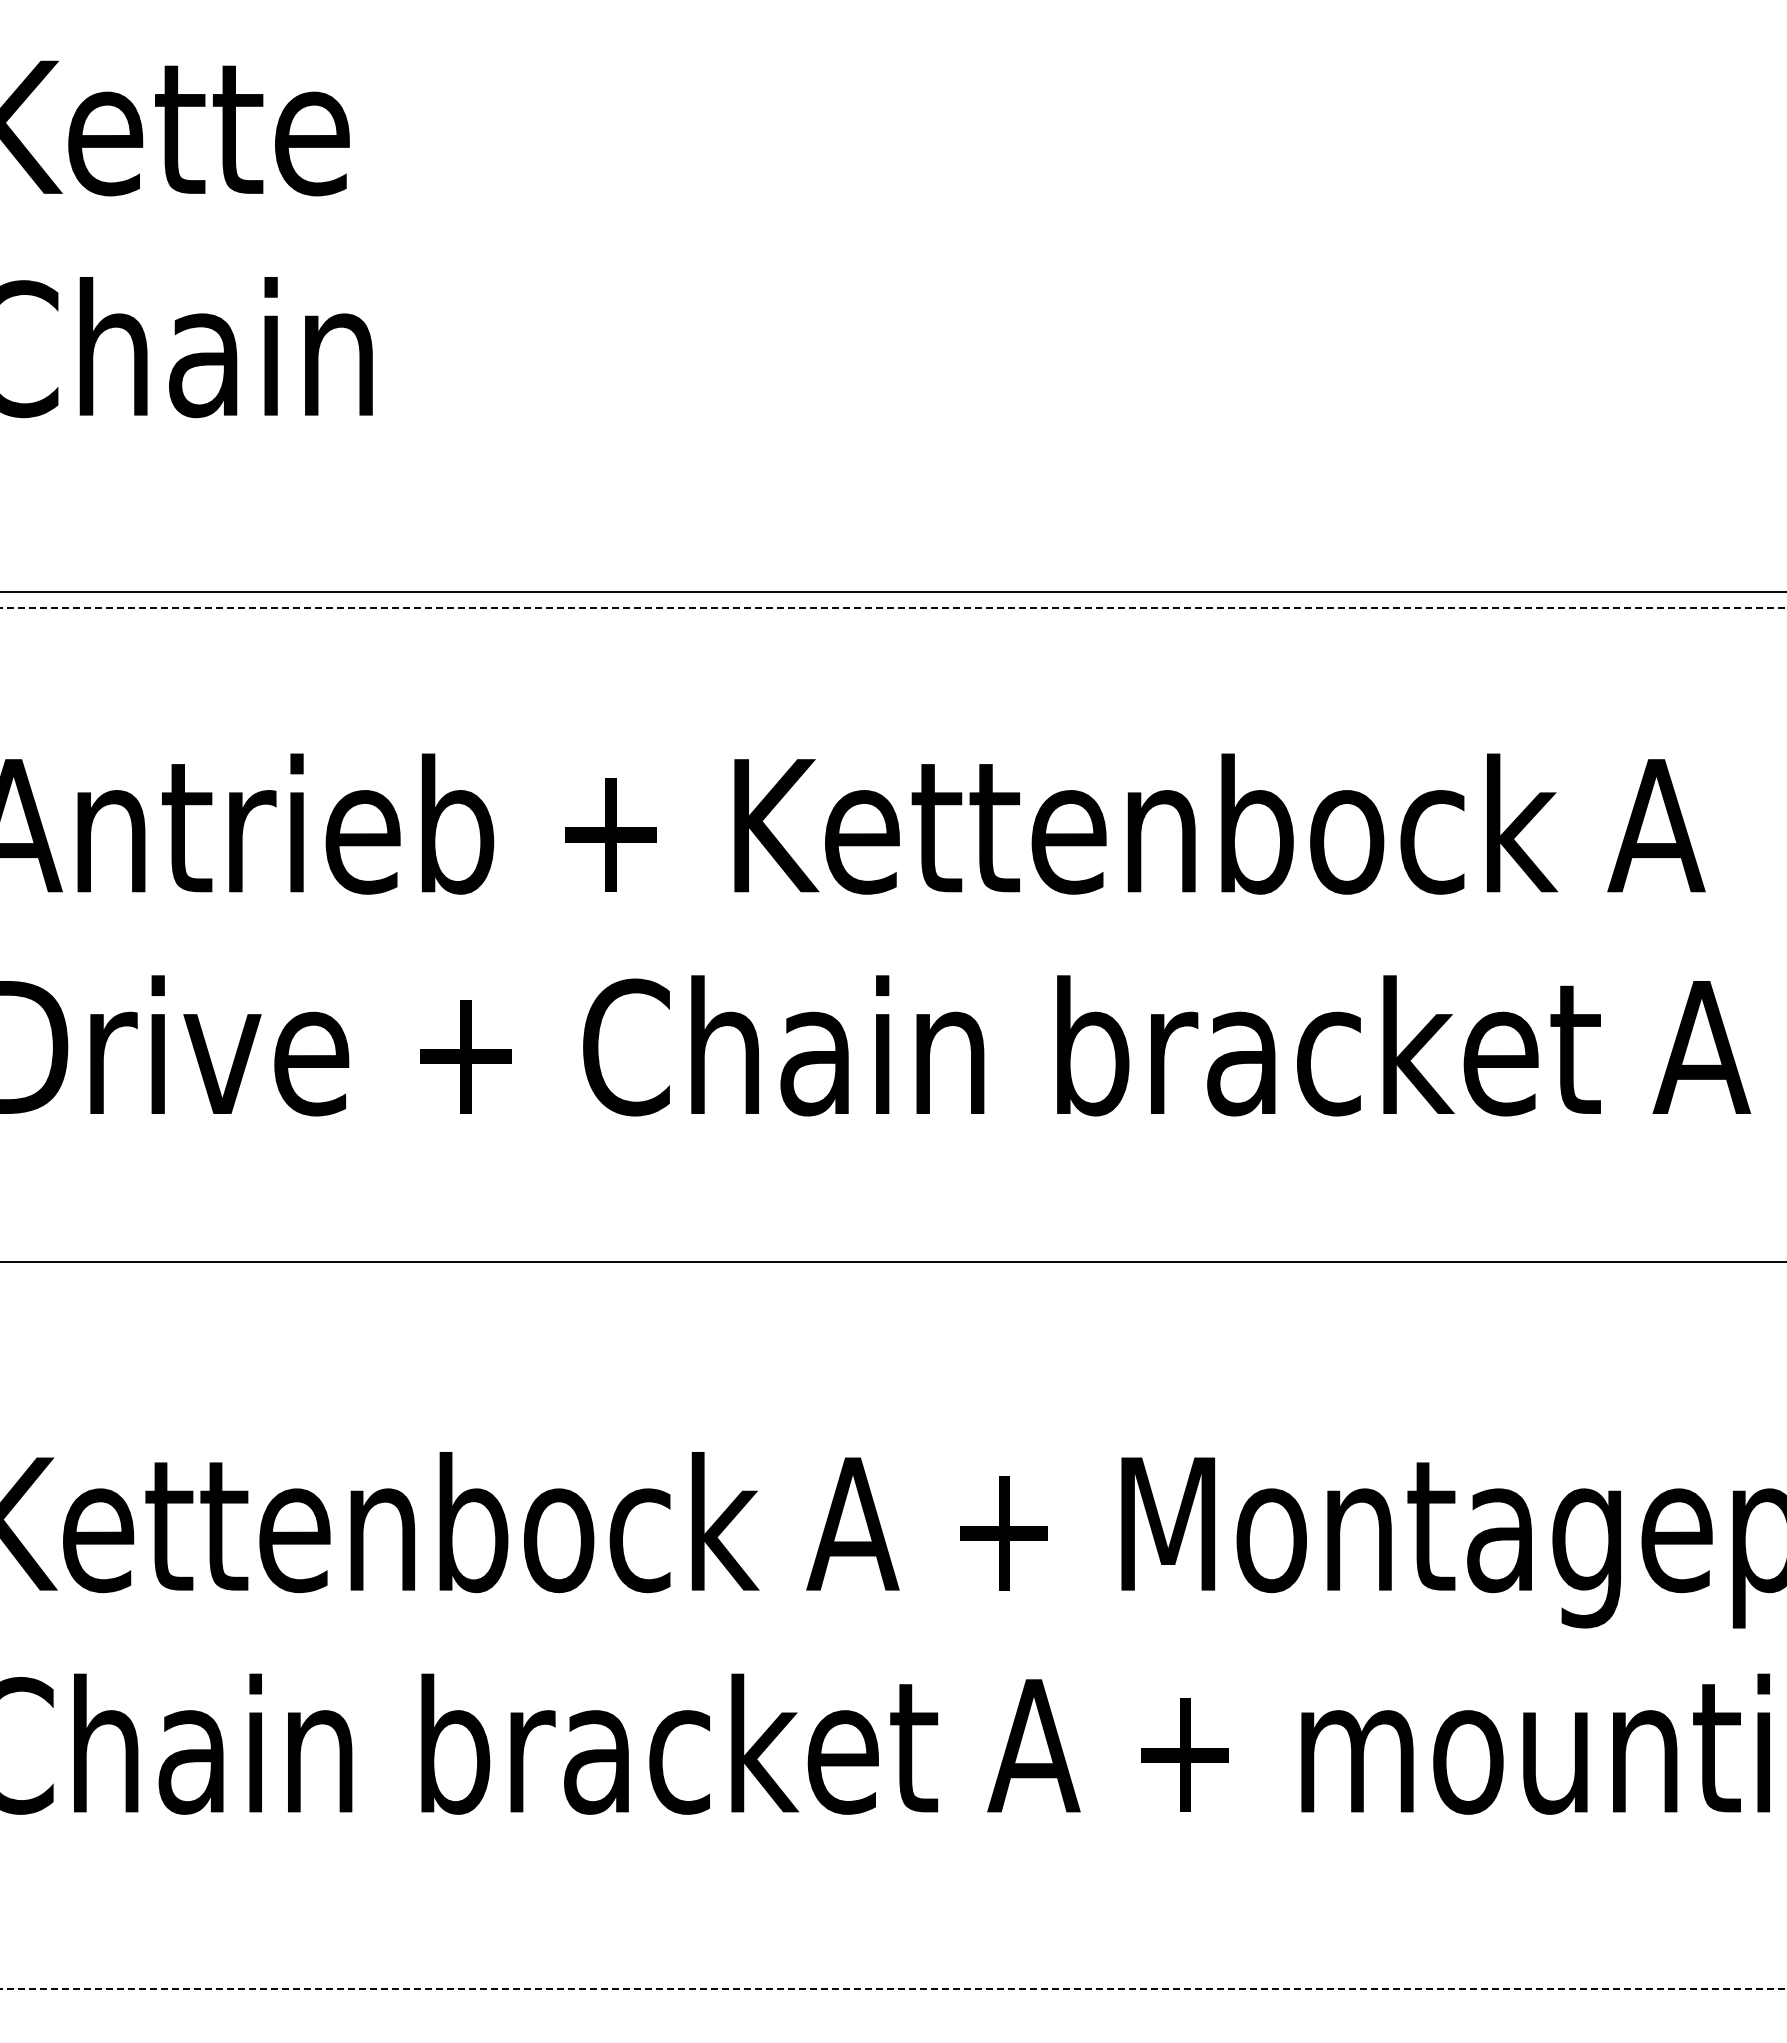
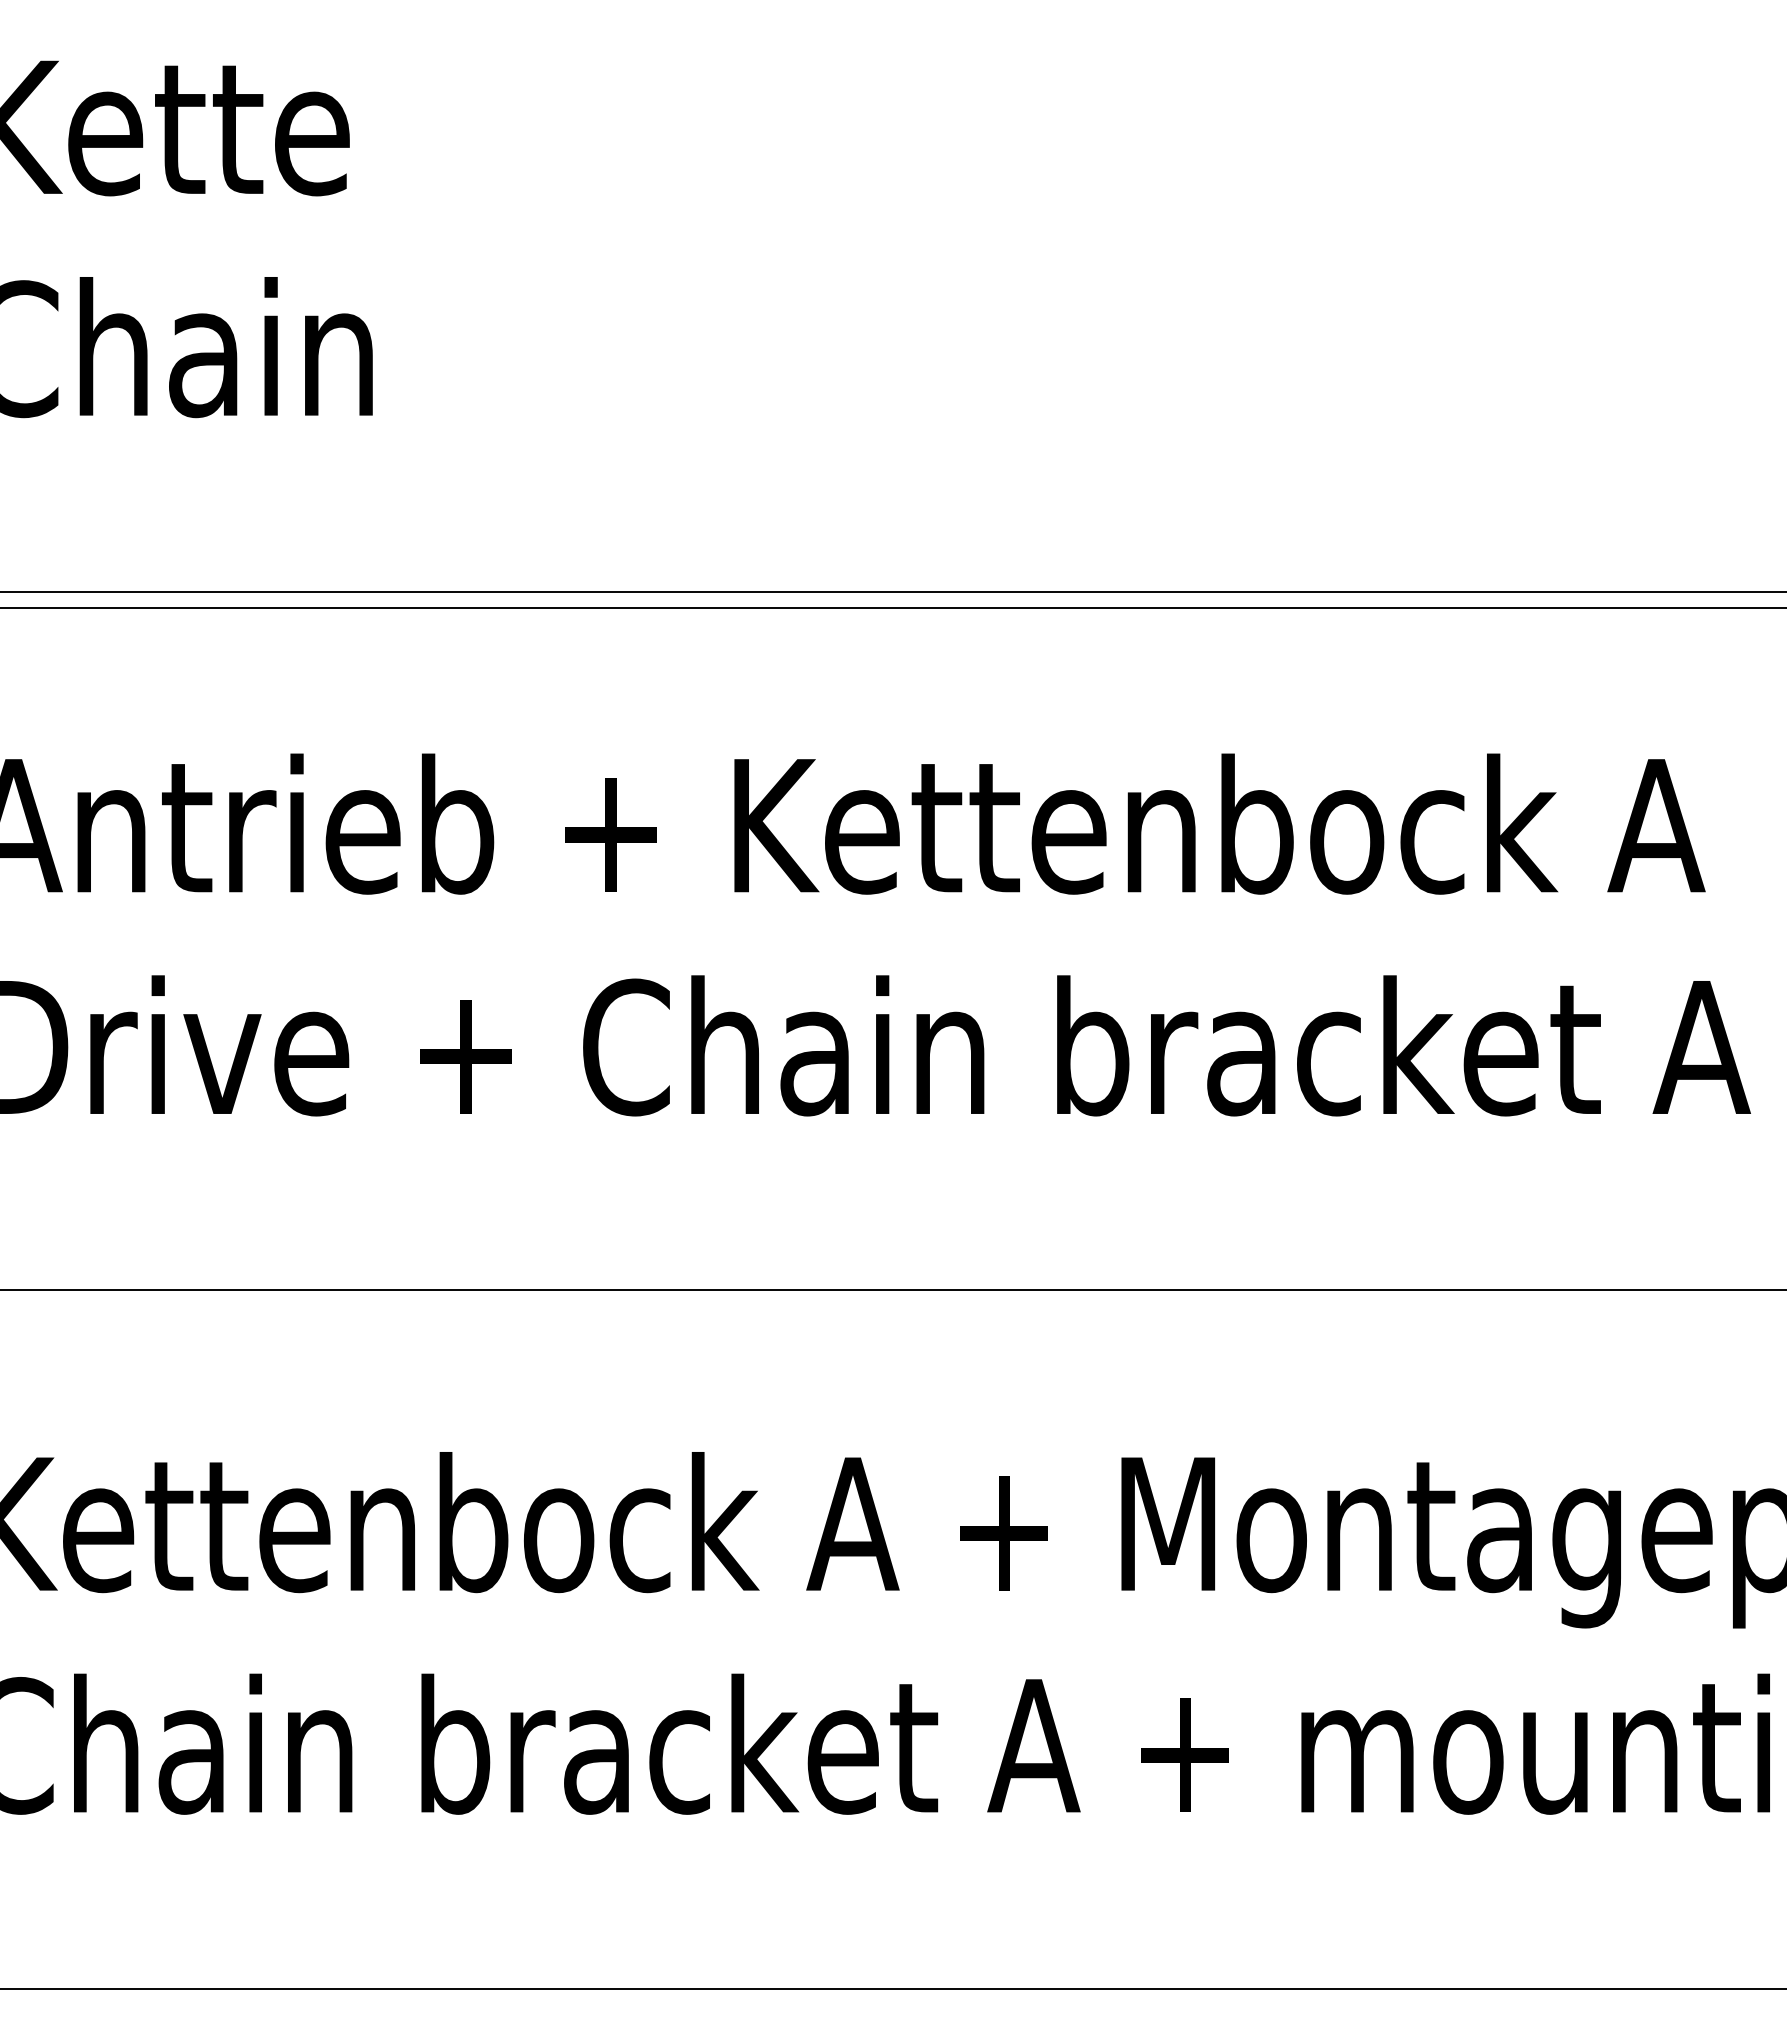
line: dashed -> solid (893, 608)
line position: (892, 1262) -> (892, 1290) (892, 1290)
line: dashed -> solid (893, 1988)
